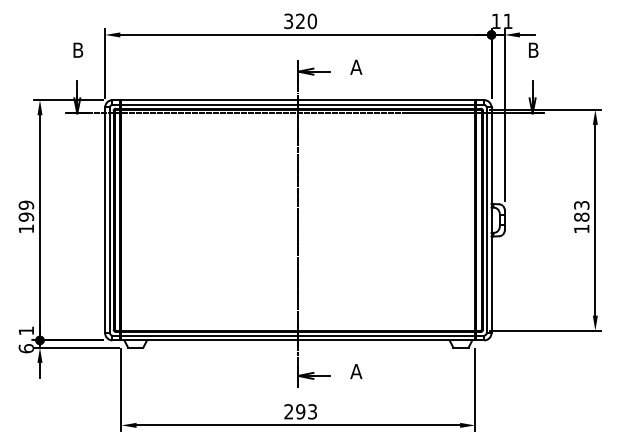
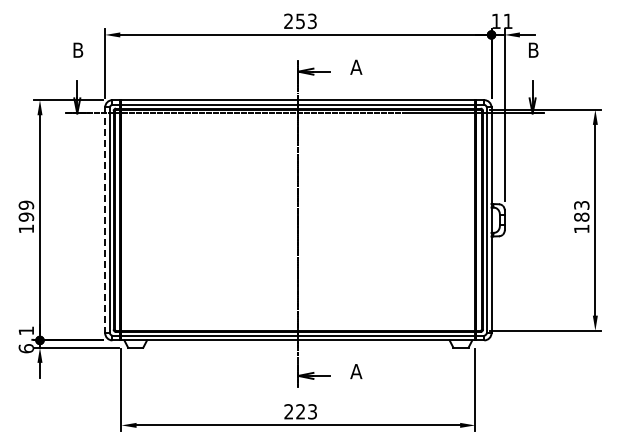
text: 320 -> 253 (300, 21)
line: solid -> dashed (105, 220)
text: 293 -> 223 (300, 411)
